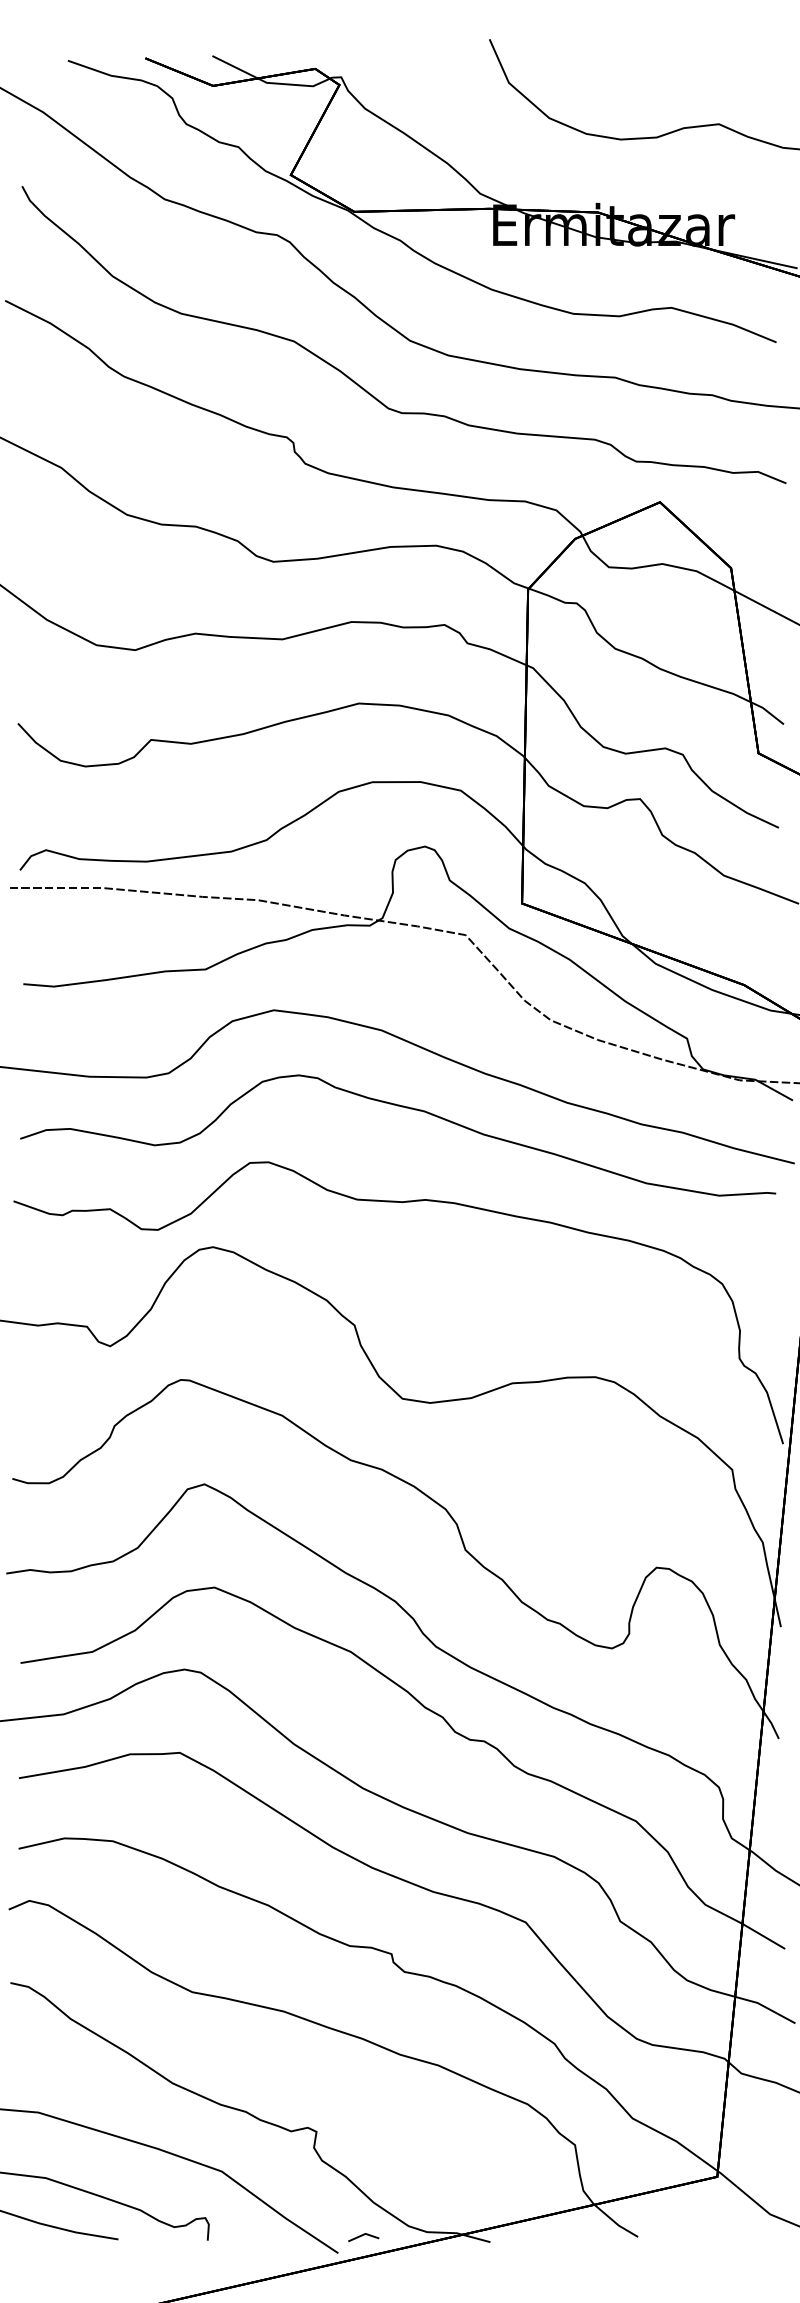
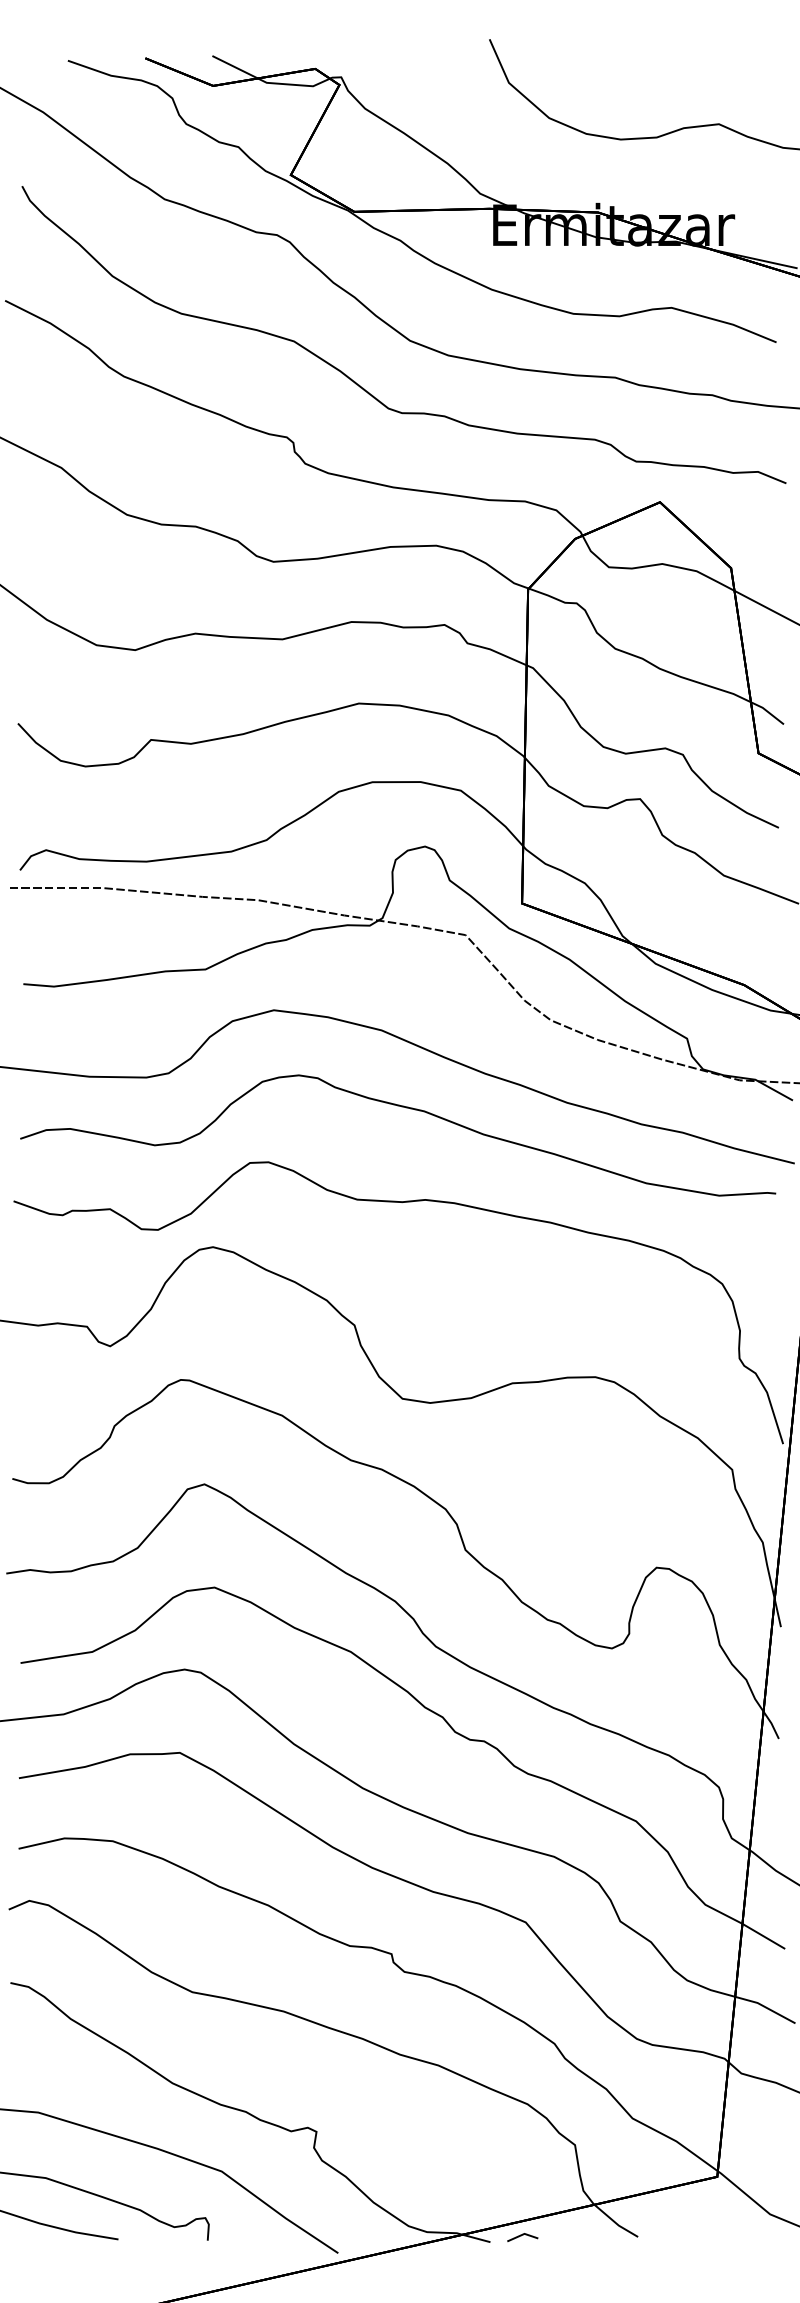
line position: (362, 2236) -> (521, 2236) (521, 2236)
